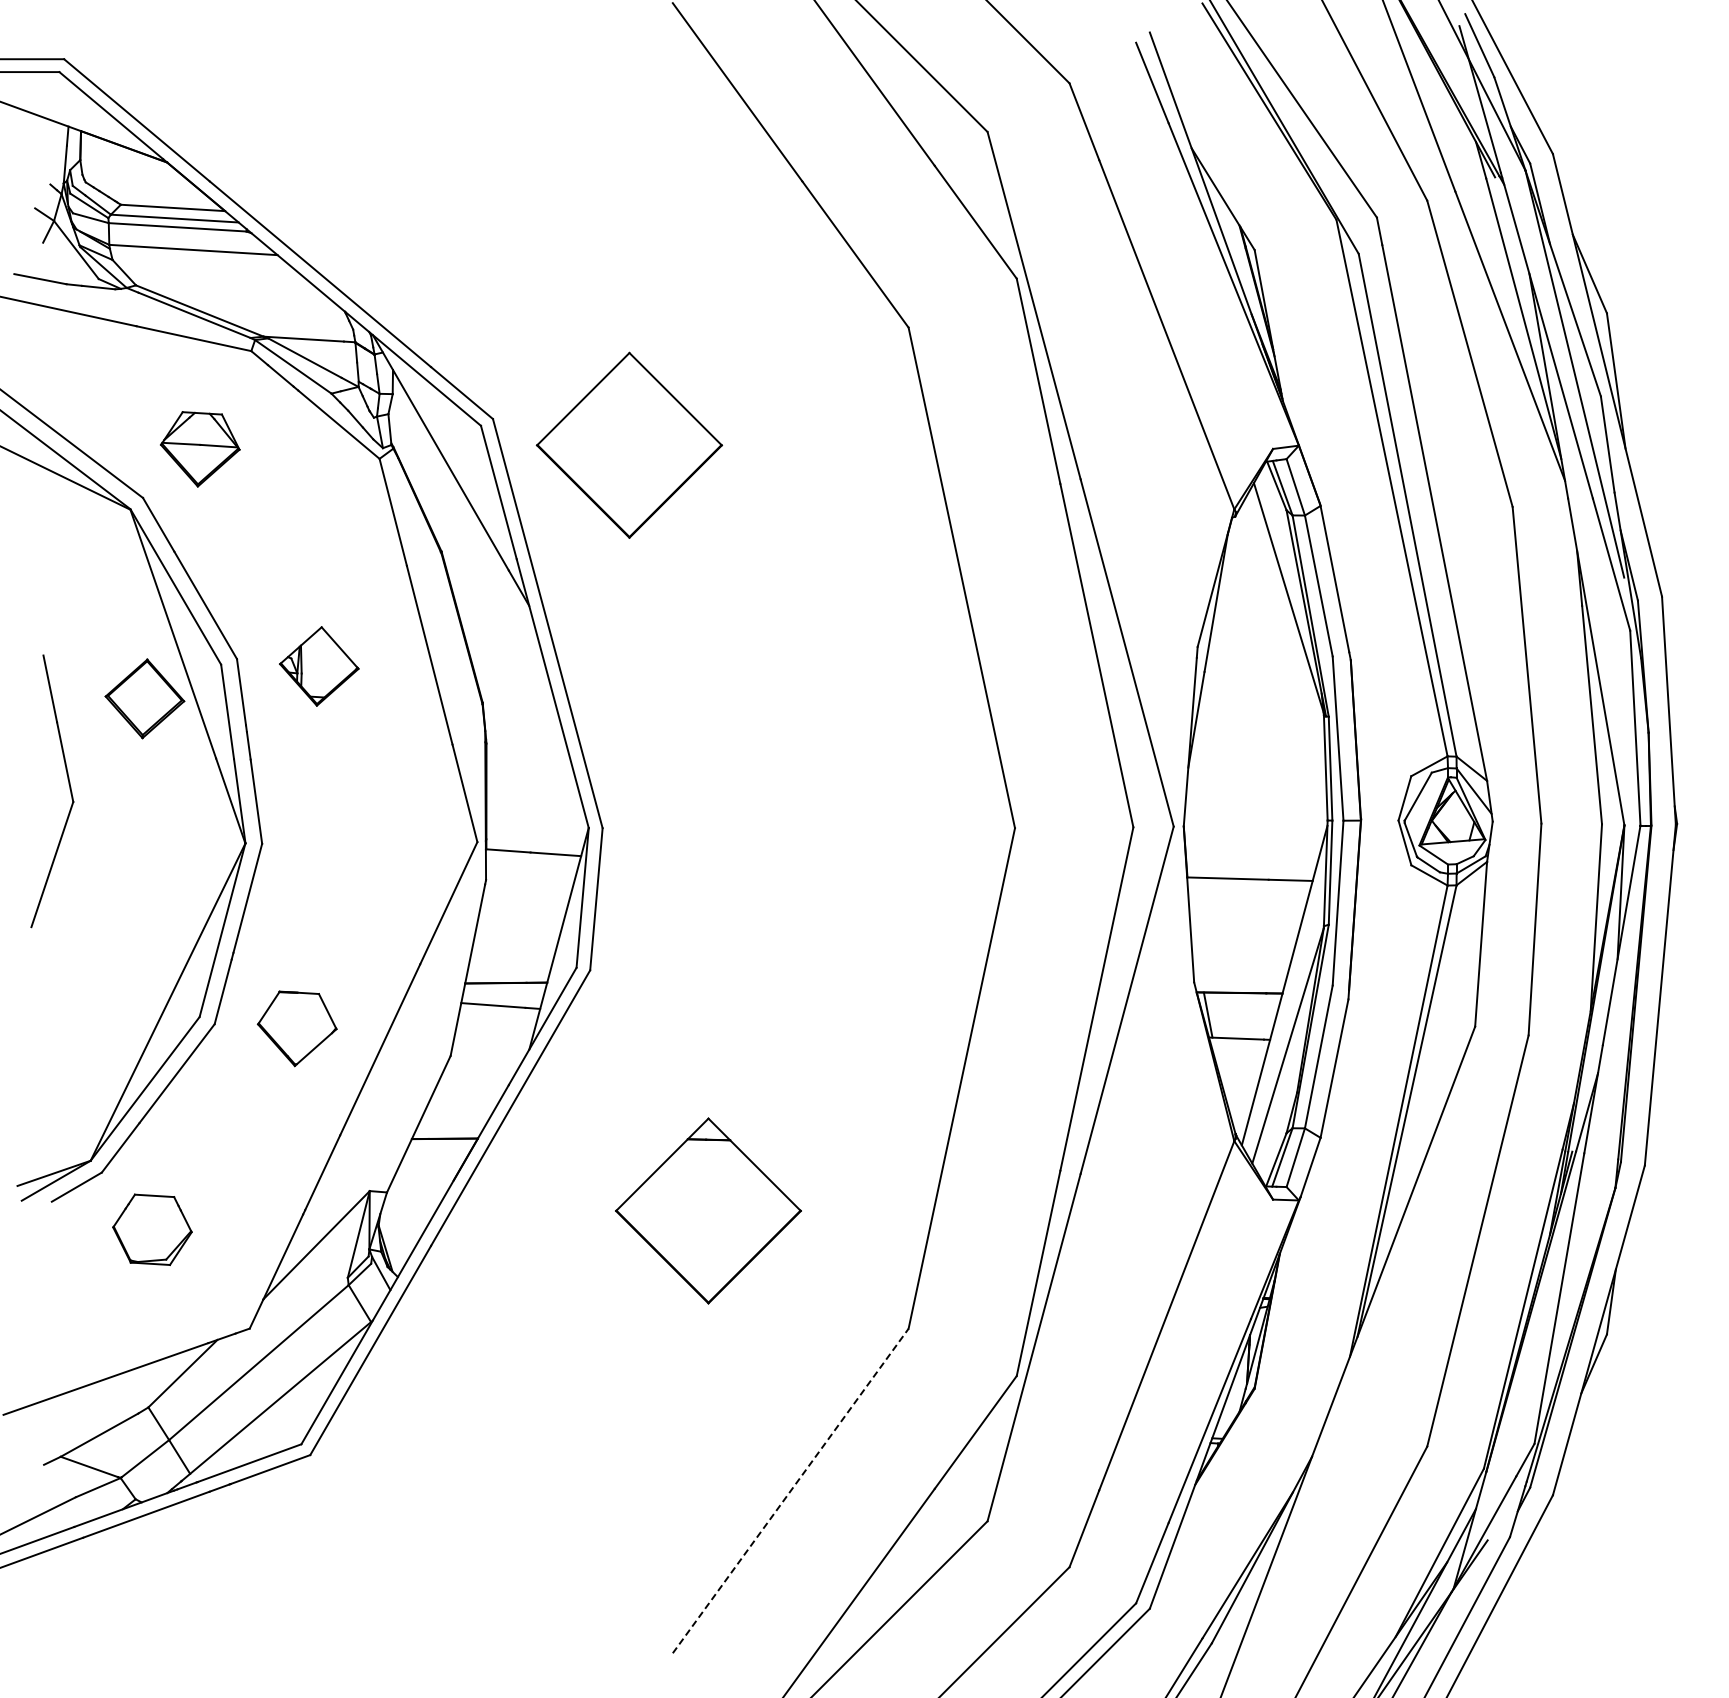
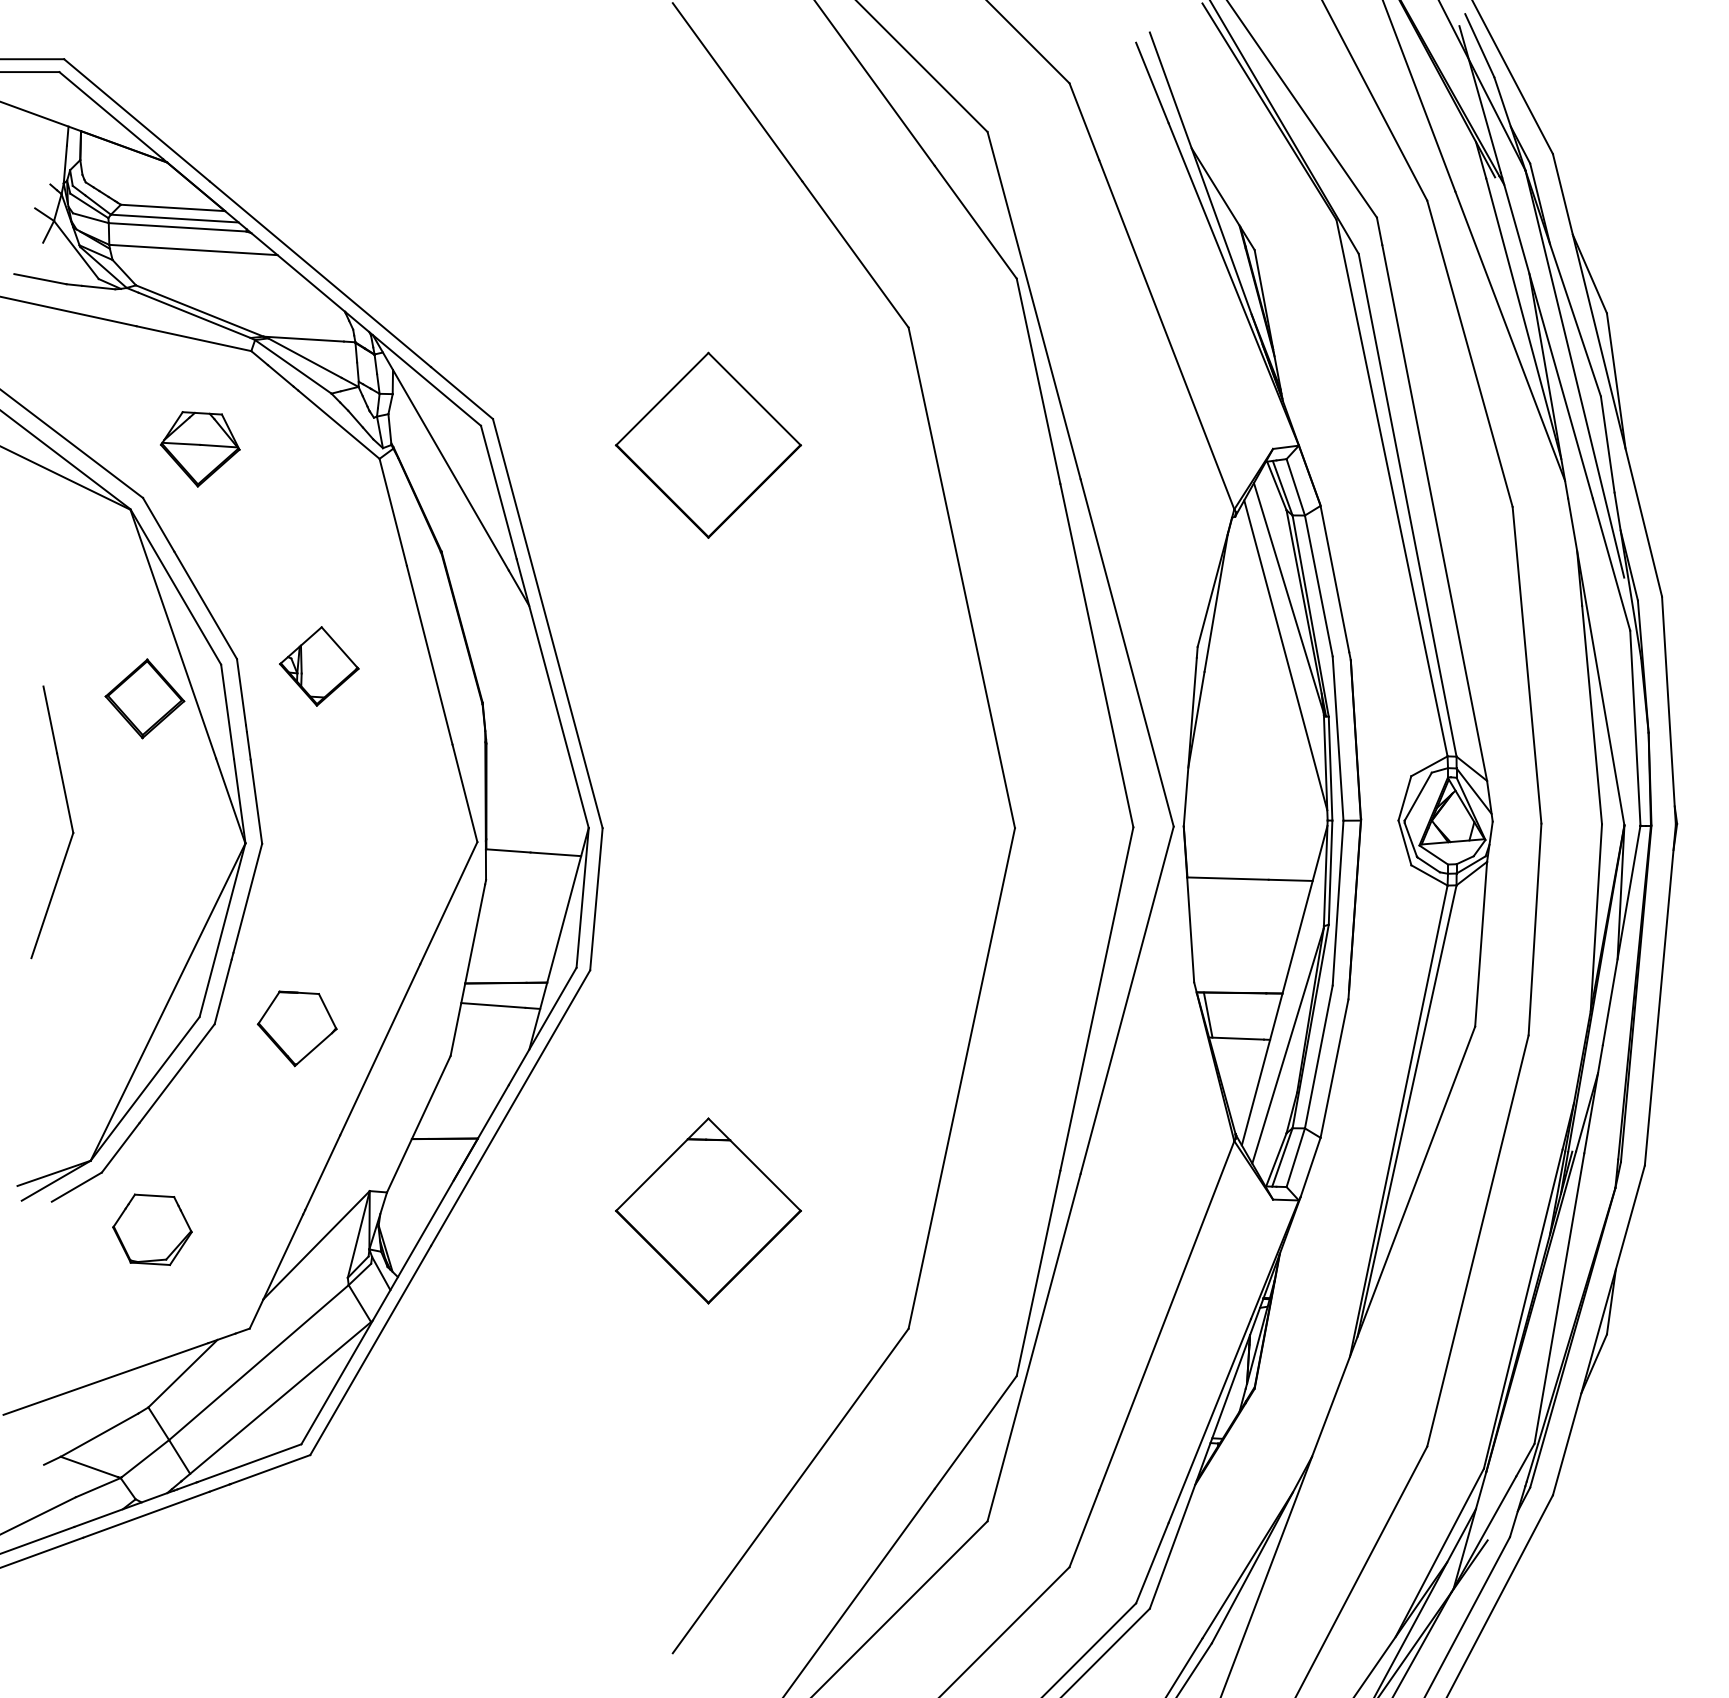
part position: (629, 444) -> (708, 444) (708, 444)
line: none -> present (1285, 655)
part position: (69, 789) -> (69, 820) (69, 820)
line: dashed -> solid (790, 1491)
